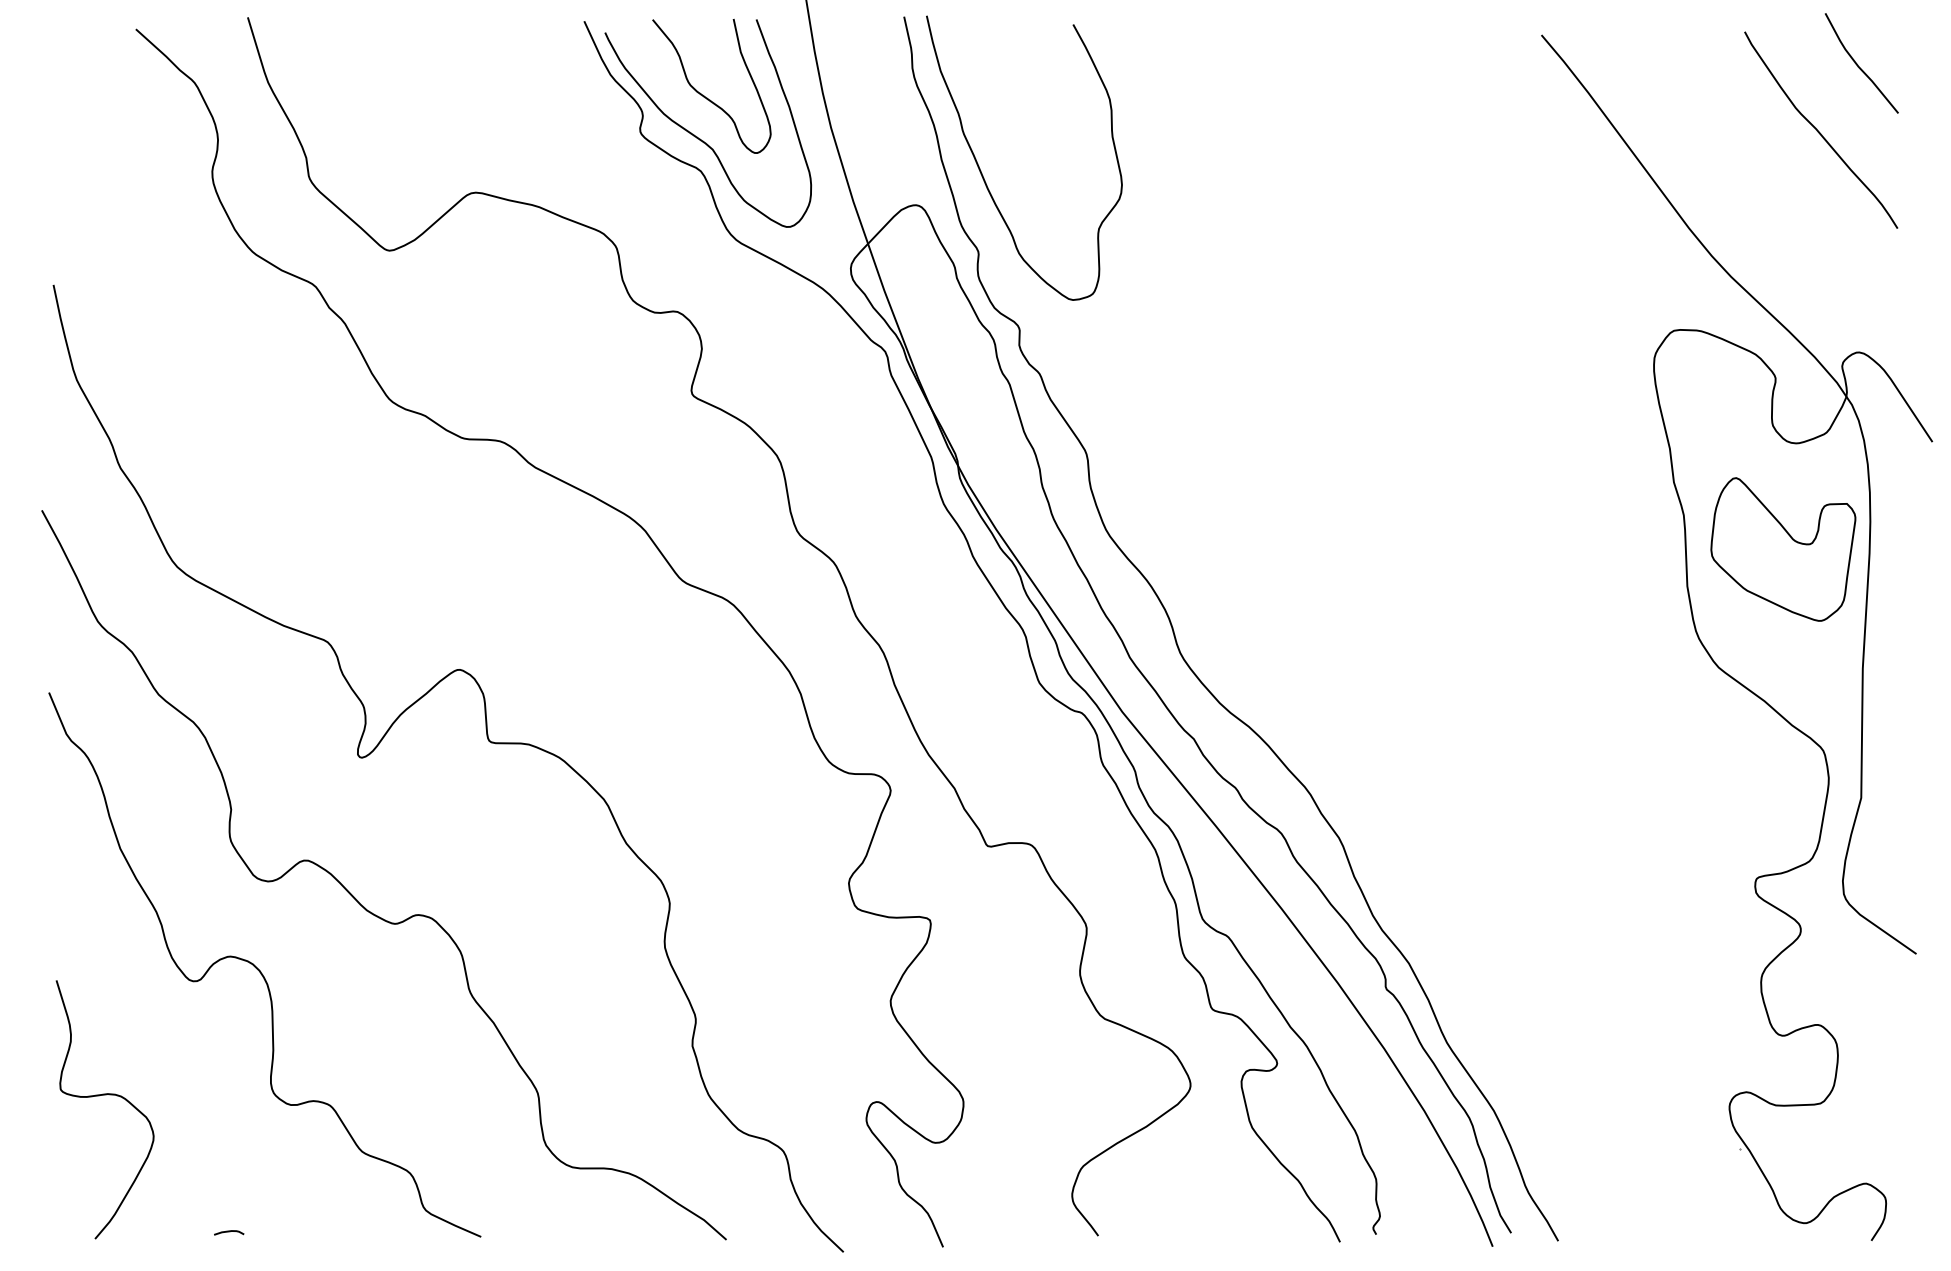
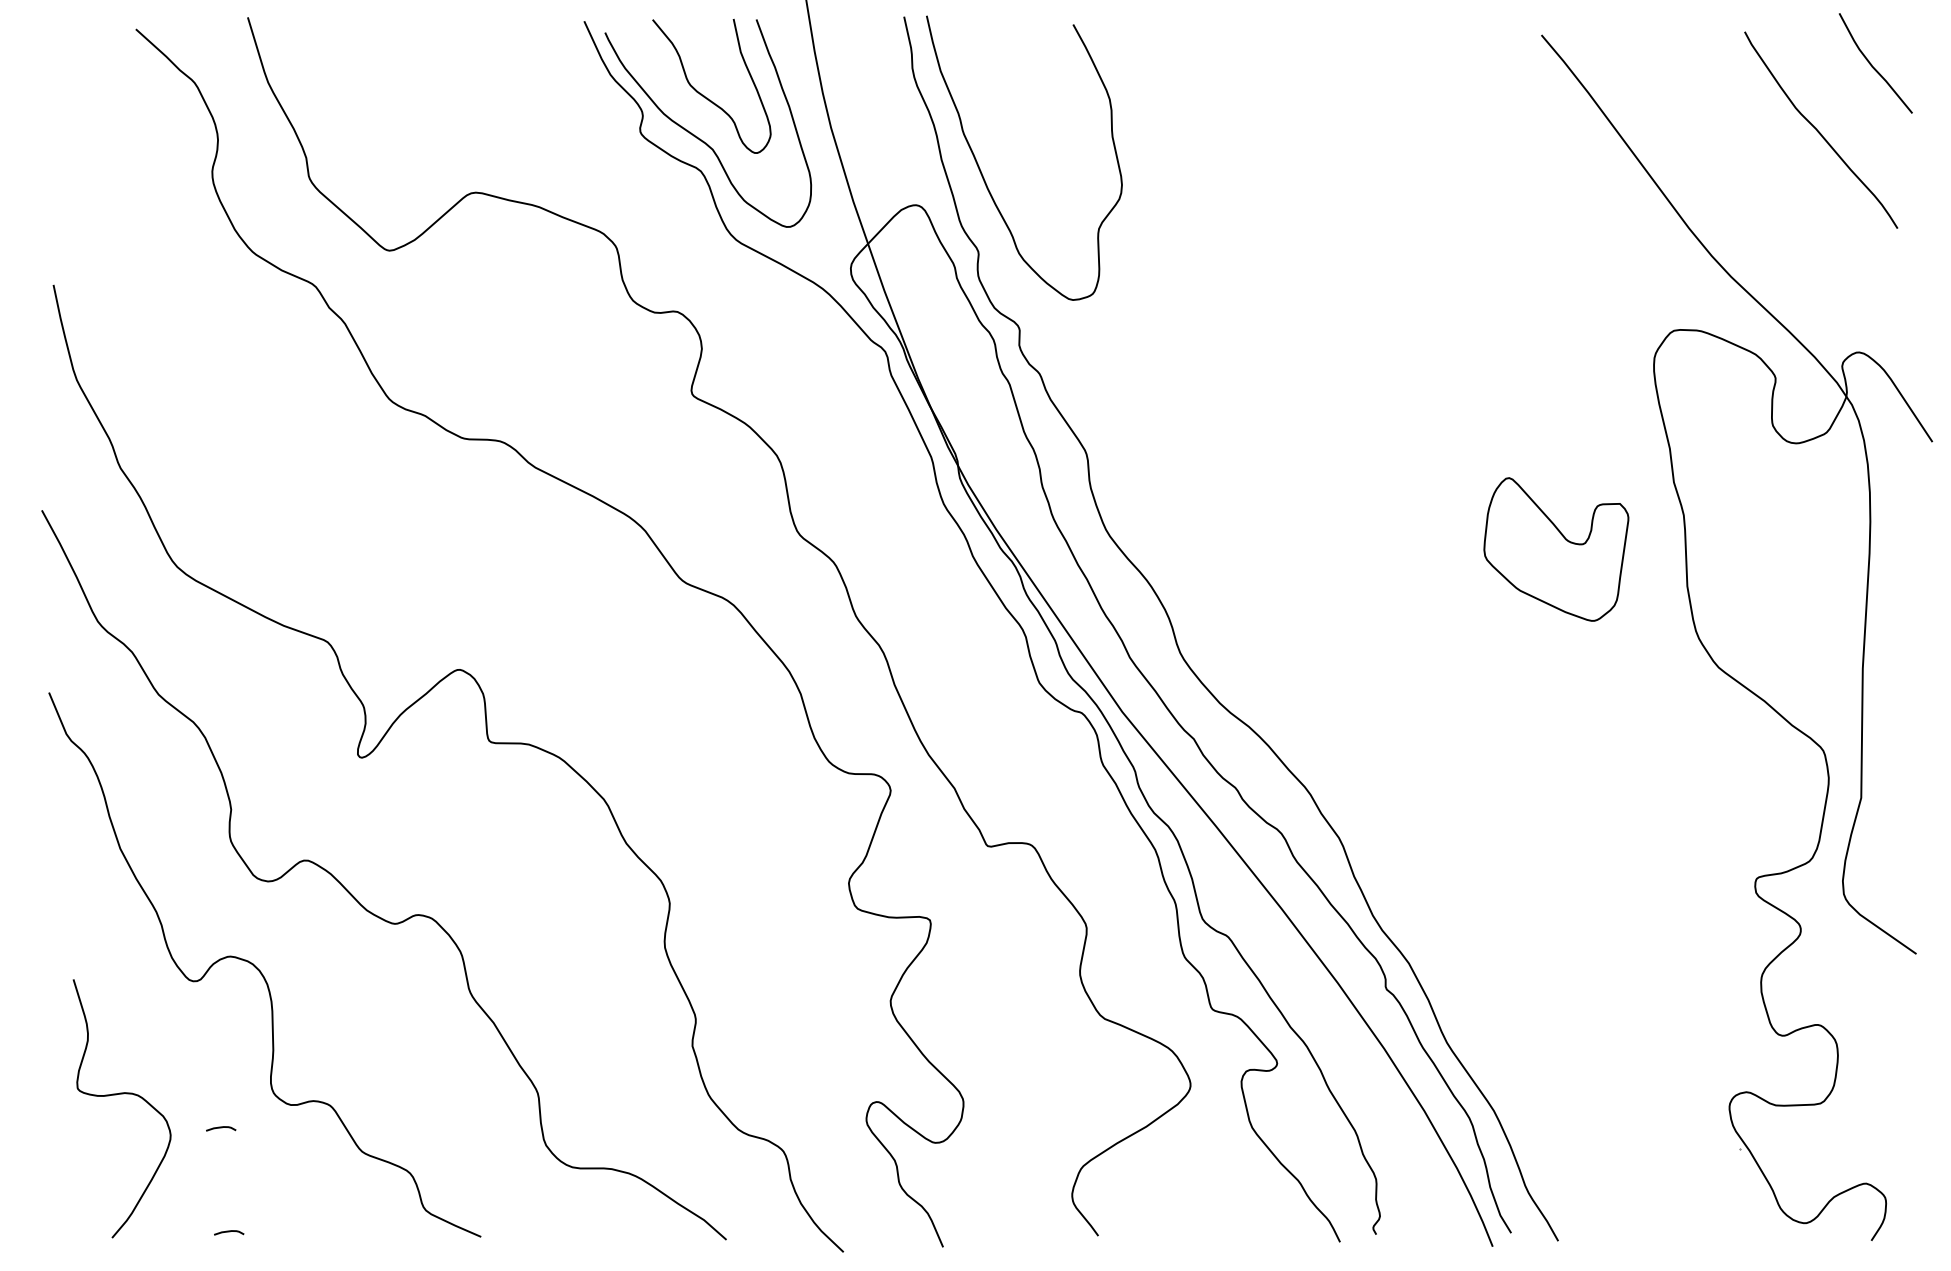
curve position: (1858, 65) -> (1872, 65) (1872, 65)
part position: (1783, 549) -> (1556, 549) (1556, 549)
curve position: (99, 1096) -> (116, 1095) (116, 1095)
curve: none -> present (221, 1128)
